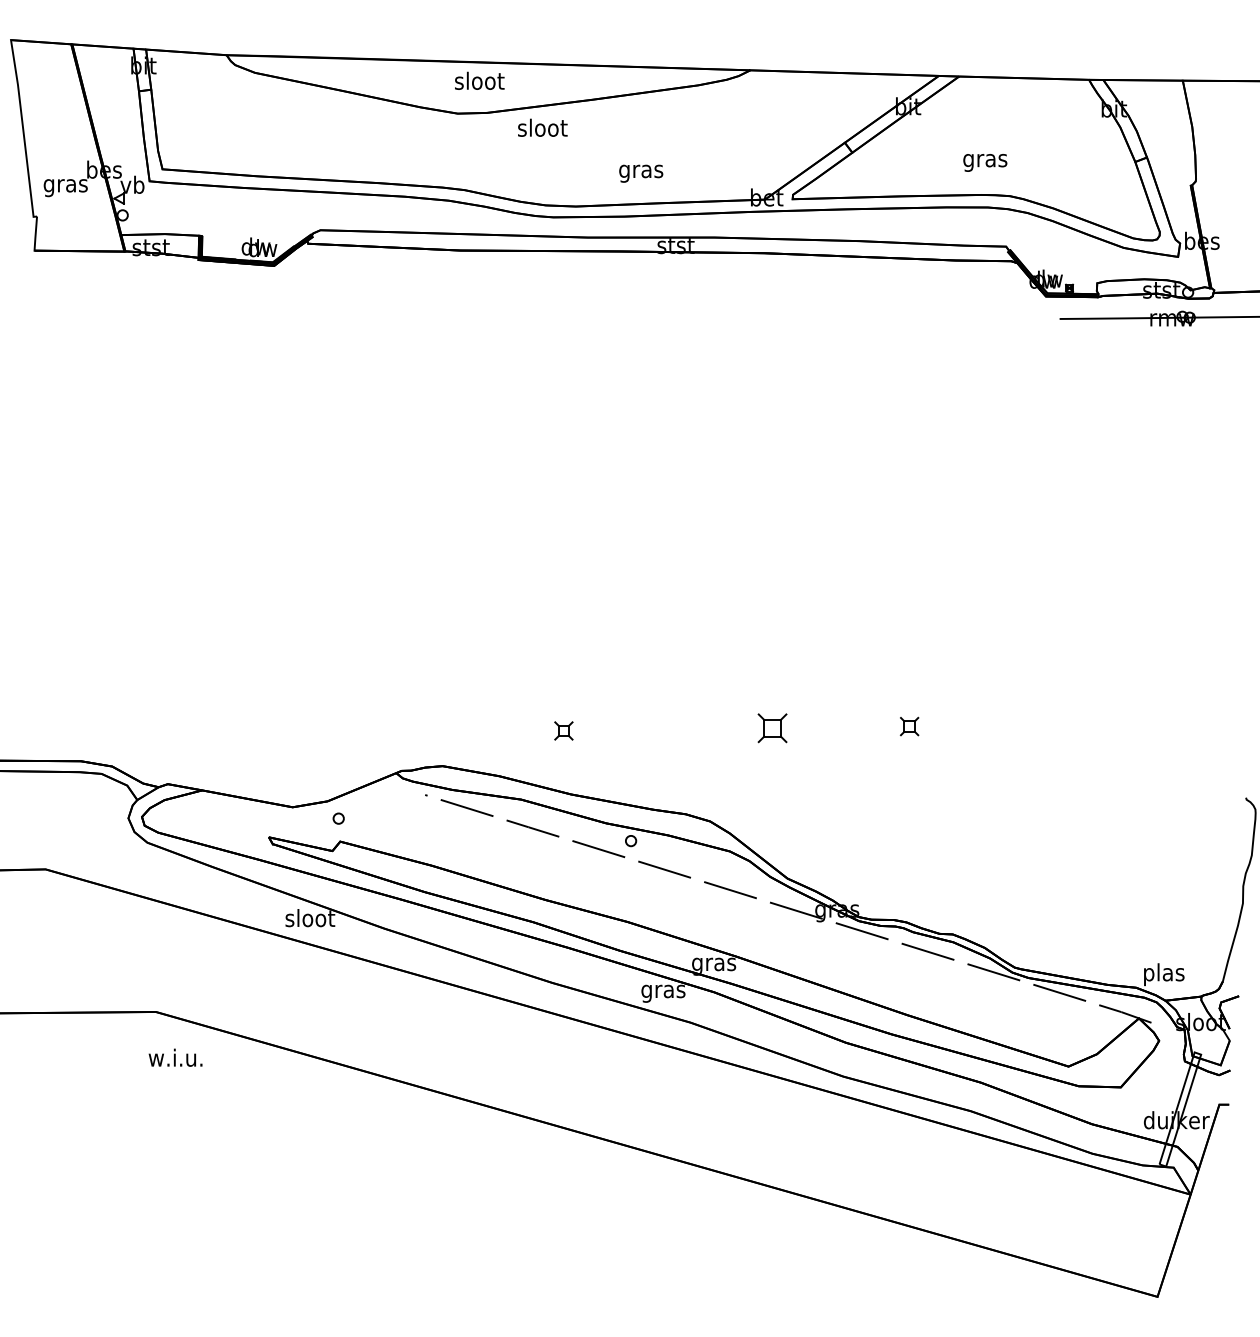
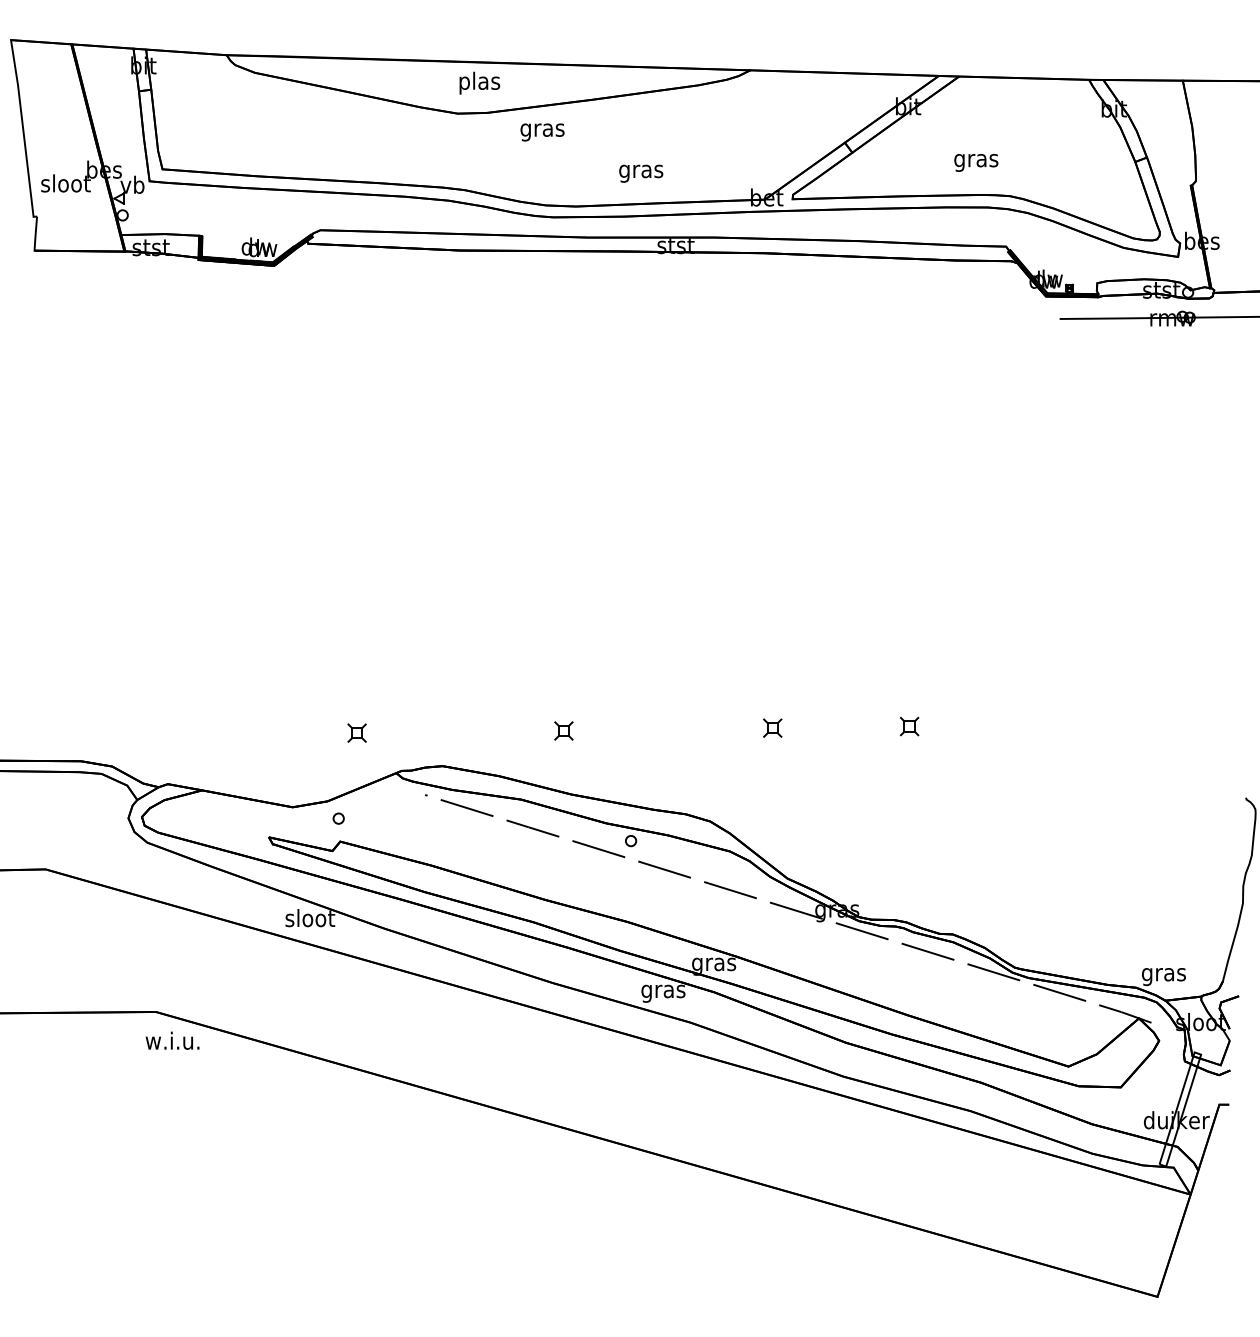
text: sloot -> plas (479, 82)
text: sloot -> gras (542, 129)
text position: (985, 162) -> (976, 162) (976, 162)
text: gras -> sloot (65, 185)
part size: 31x31 px -> 20x20 px (772, 727)
part: none -> present (356, 732)
text: plas -> gras (1163, 974)
text position: (175, 1057) -> (172, 1040) (172, 1040)
